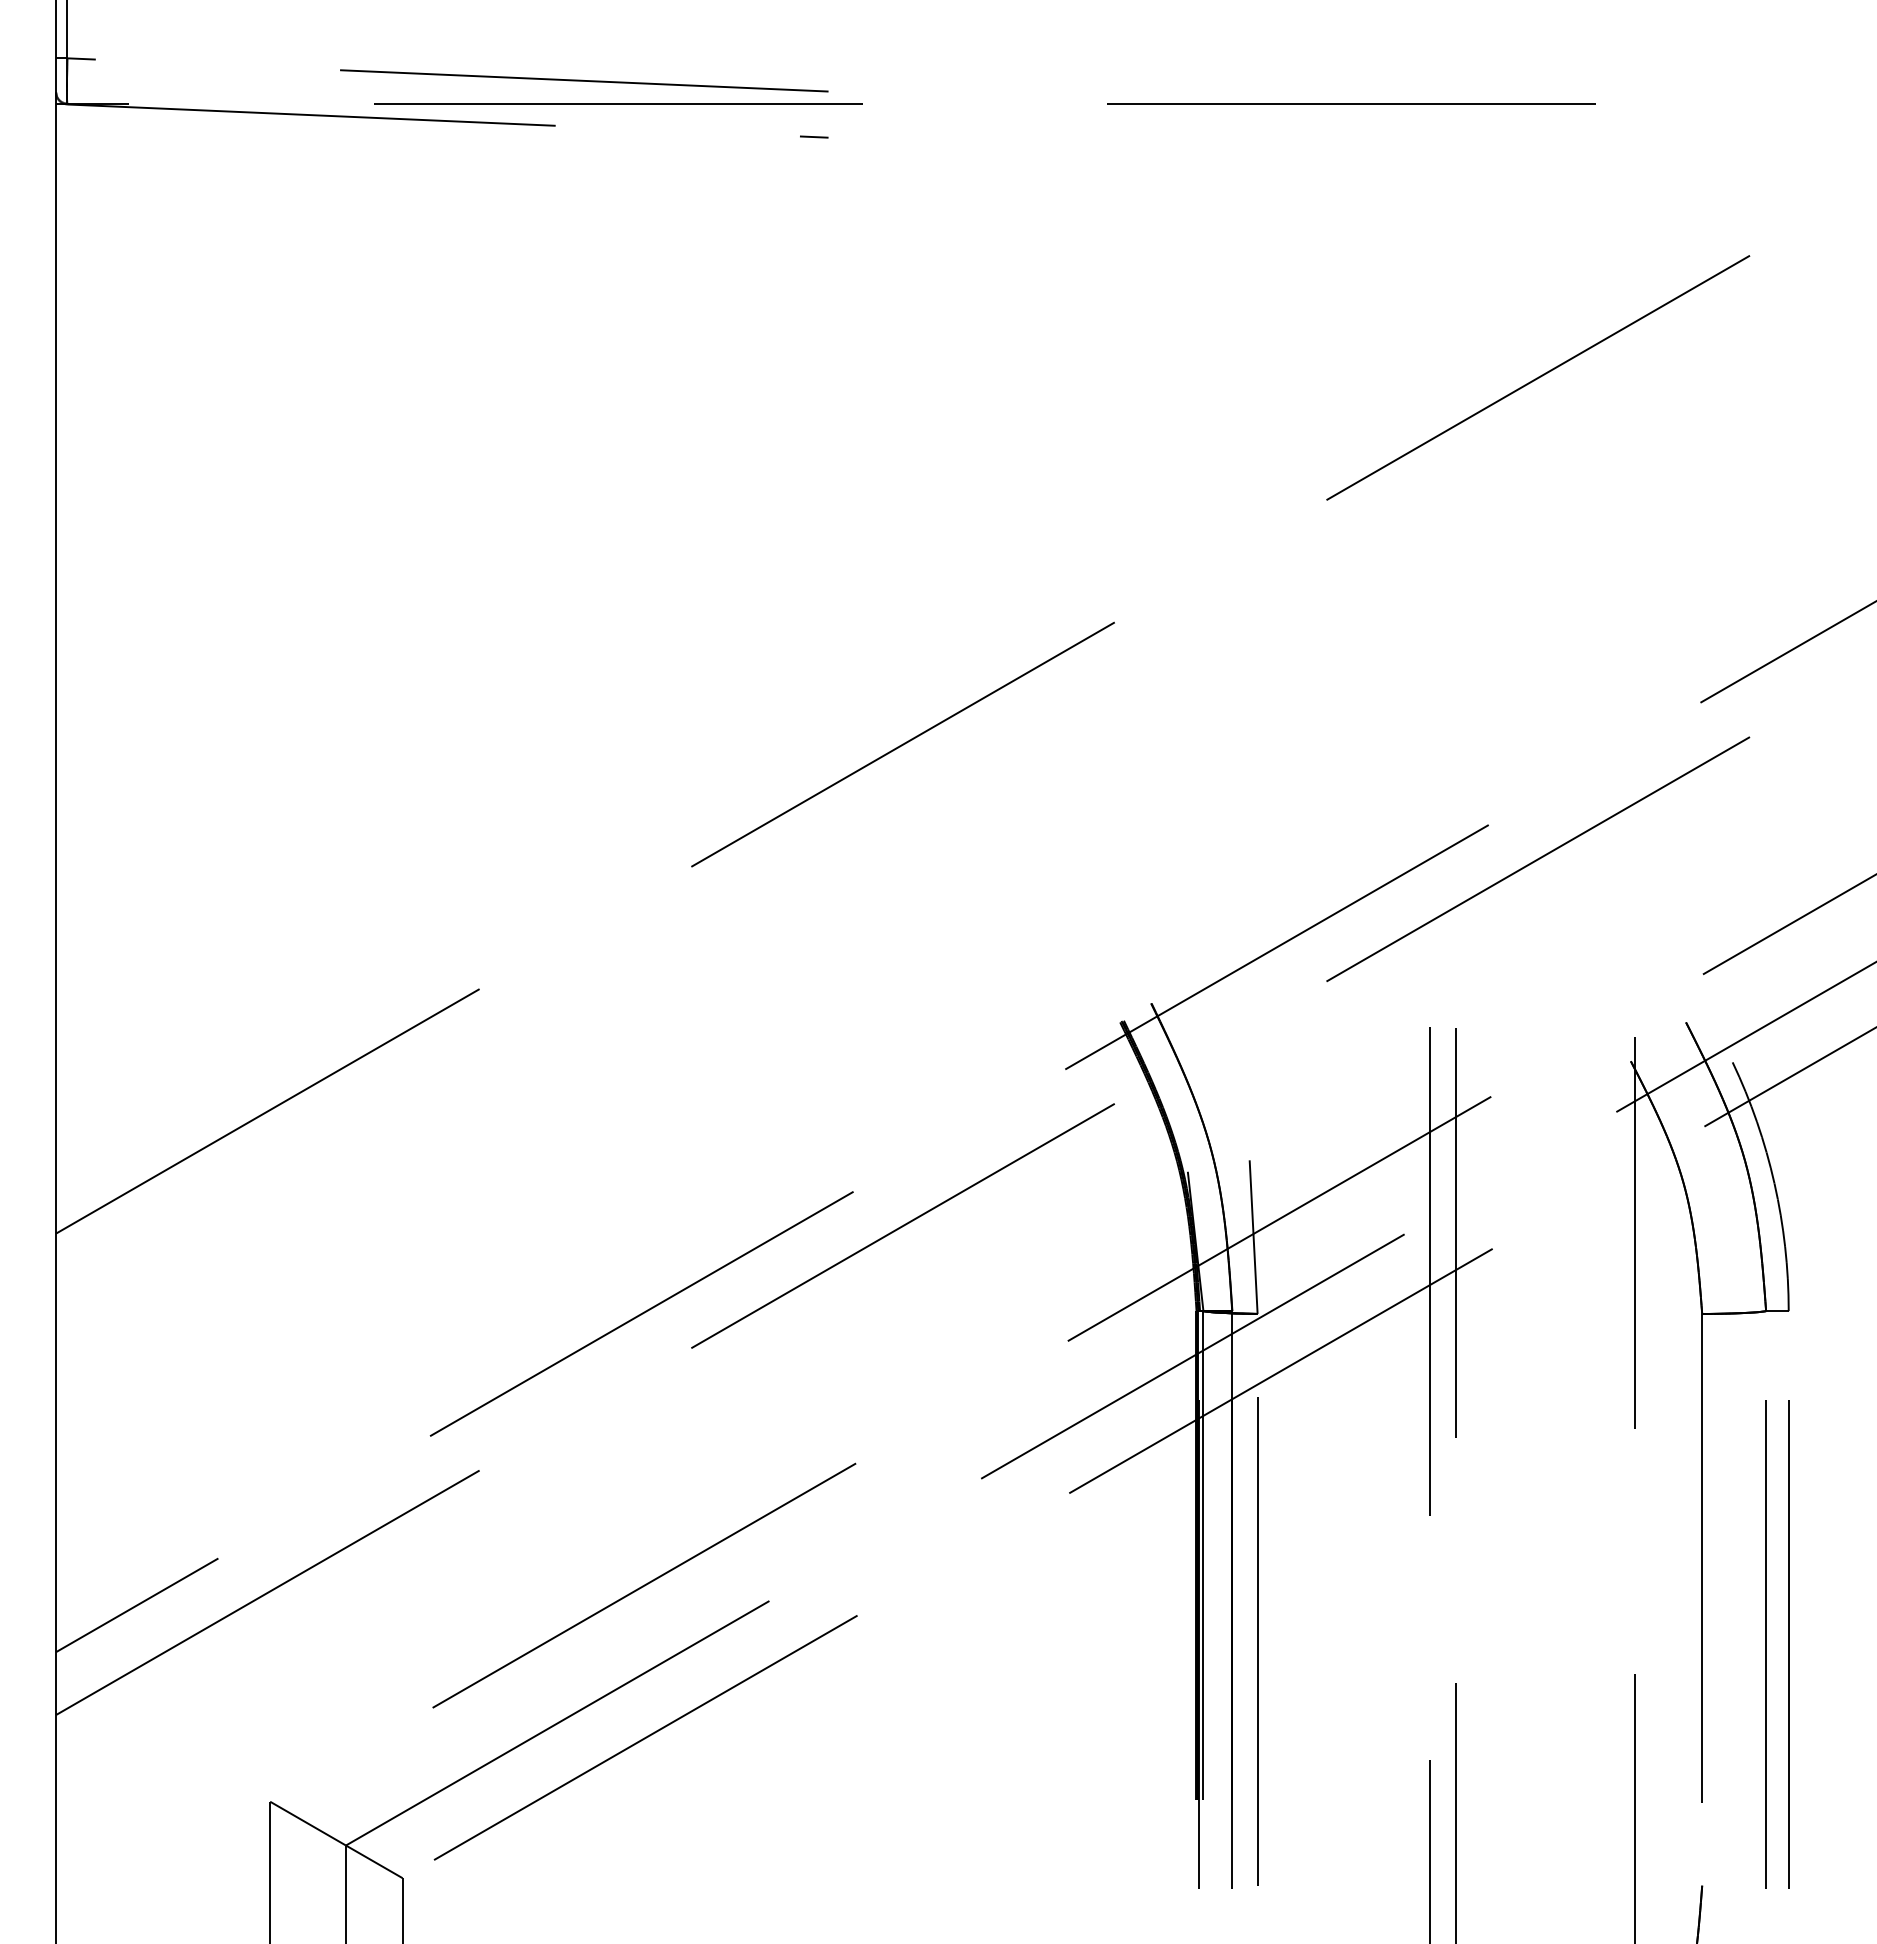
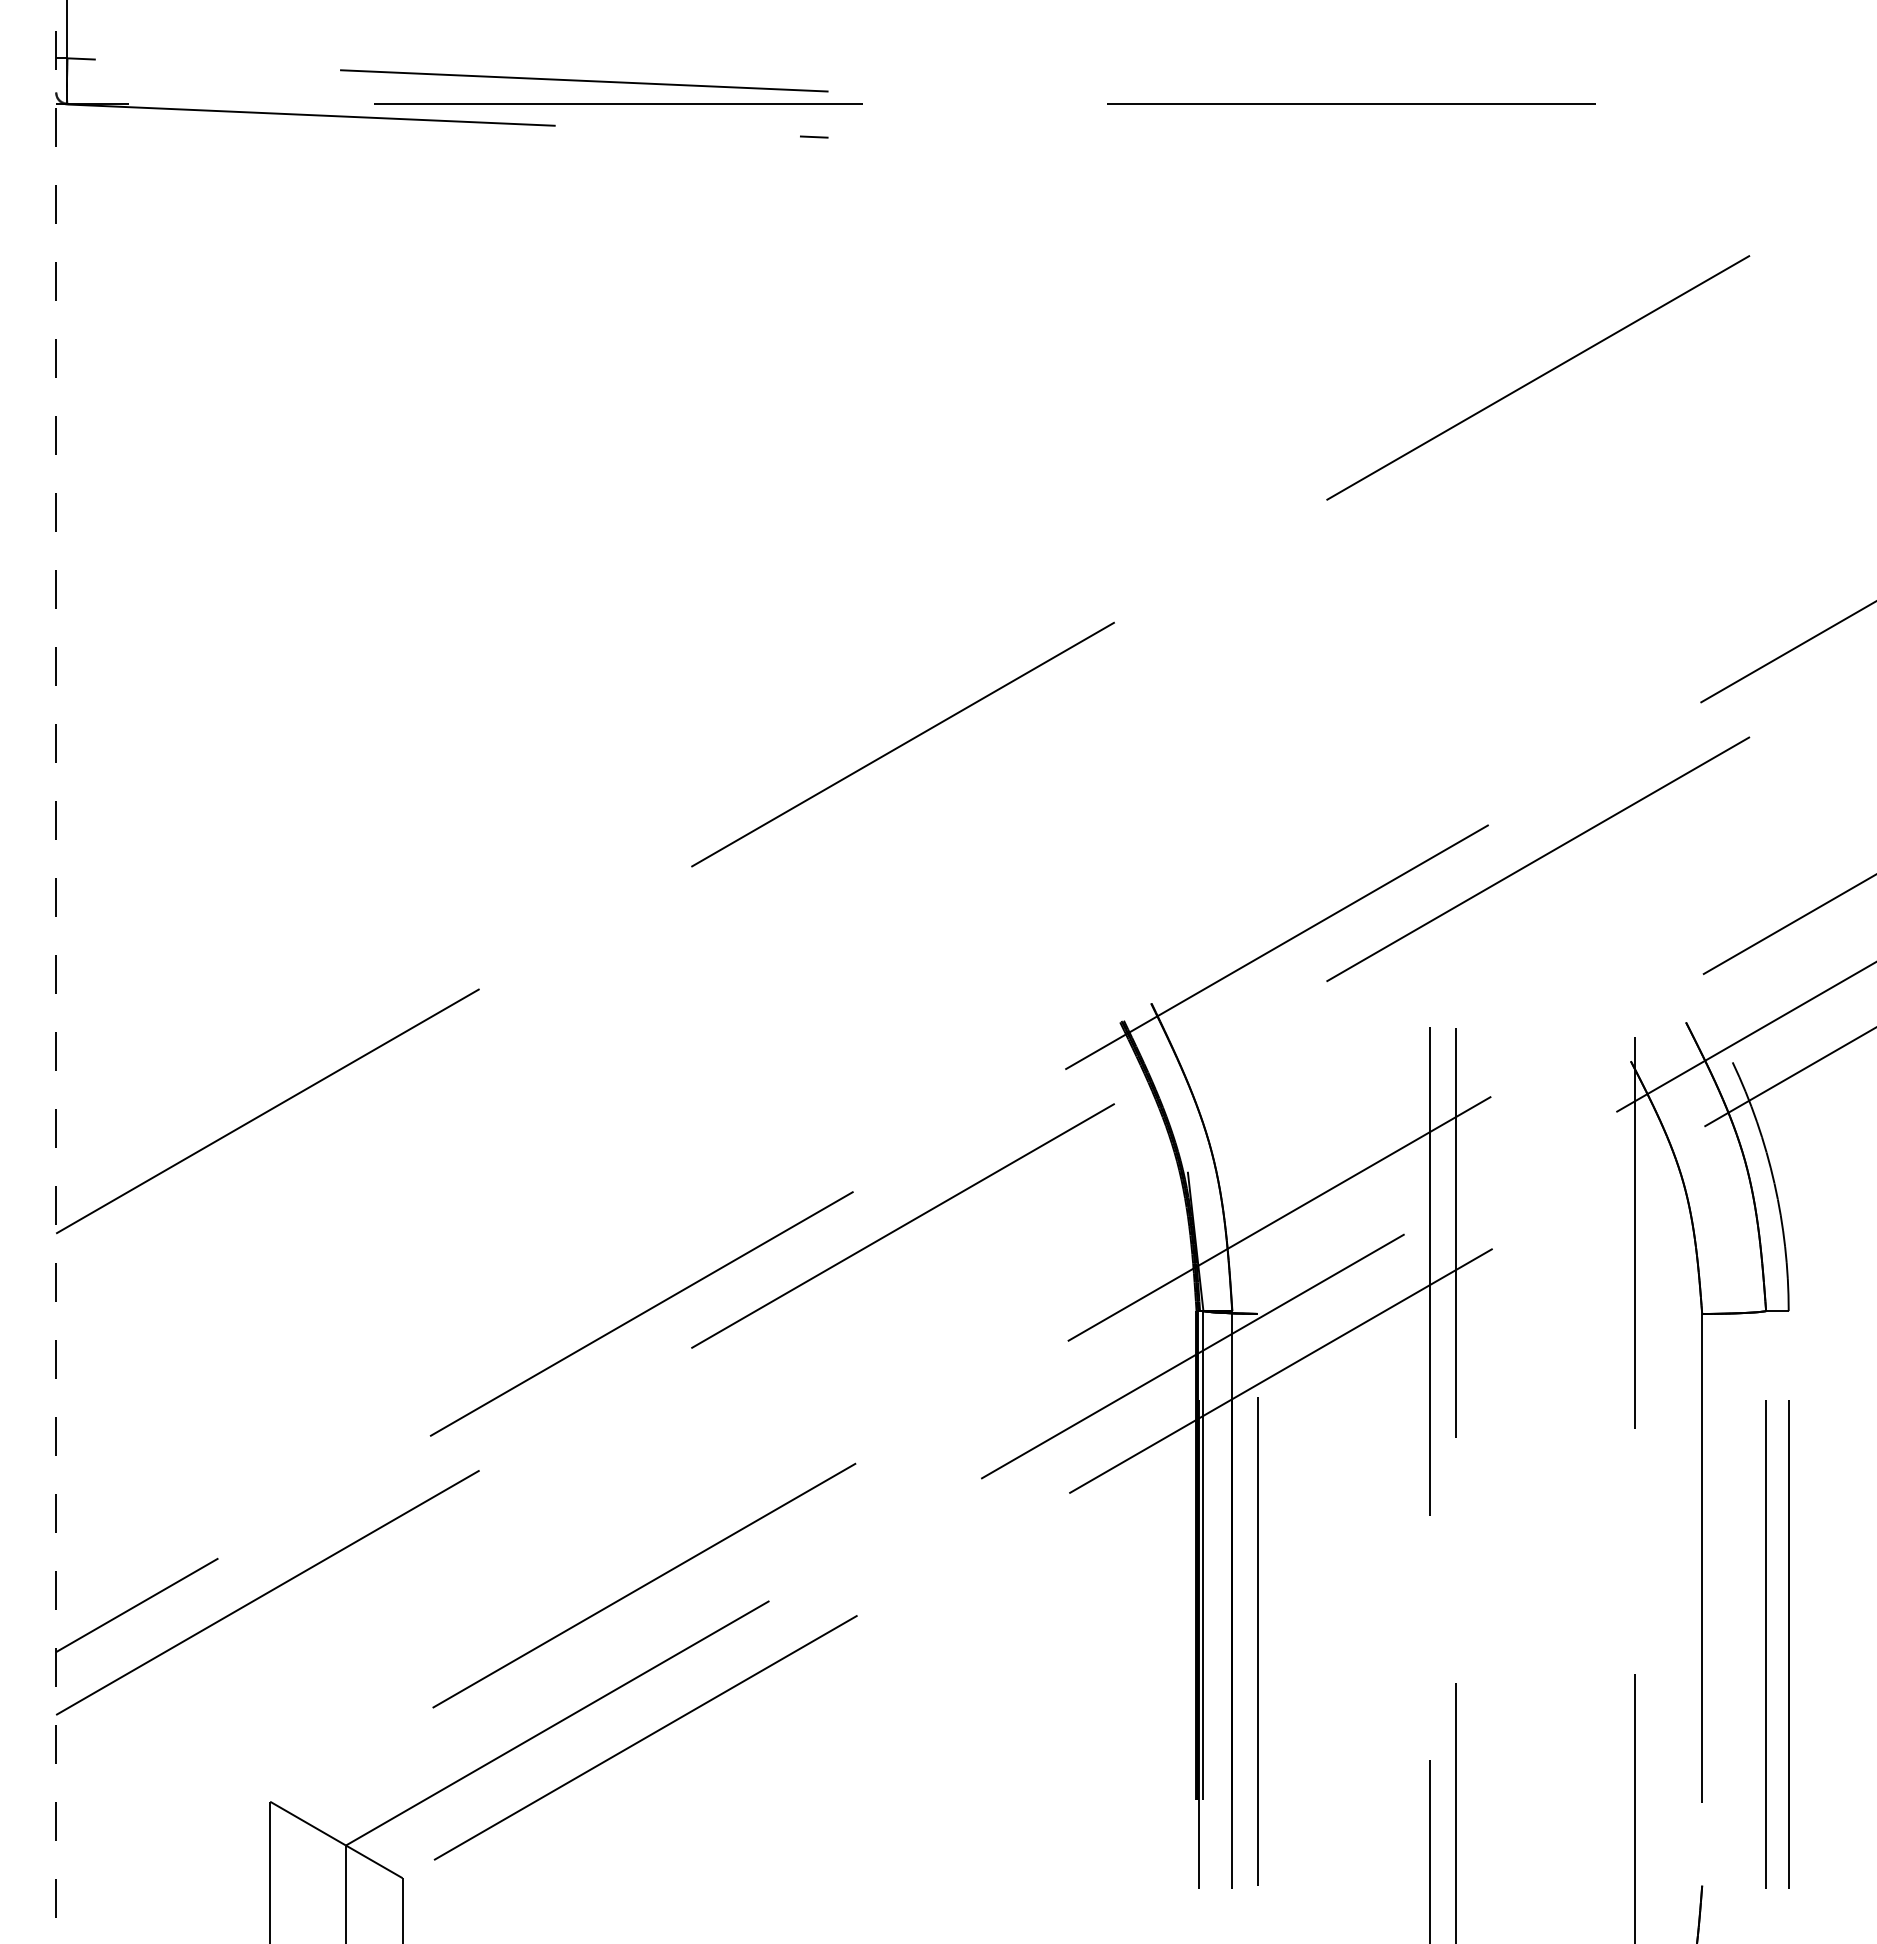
line: solid -> dashed (56, 971)
line: present -> none (1253, 1236)
